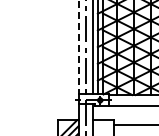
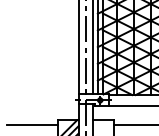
line: dashed -> solid (79, 47)
line: none -> present (32, 125)
